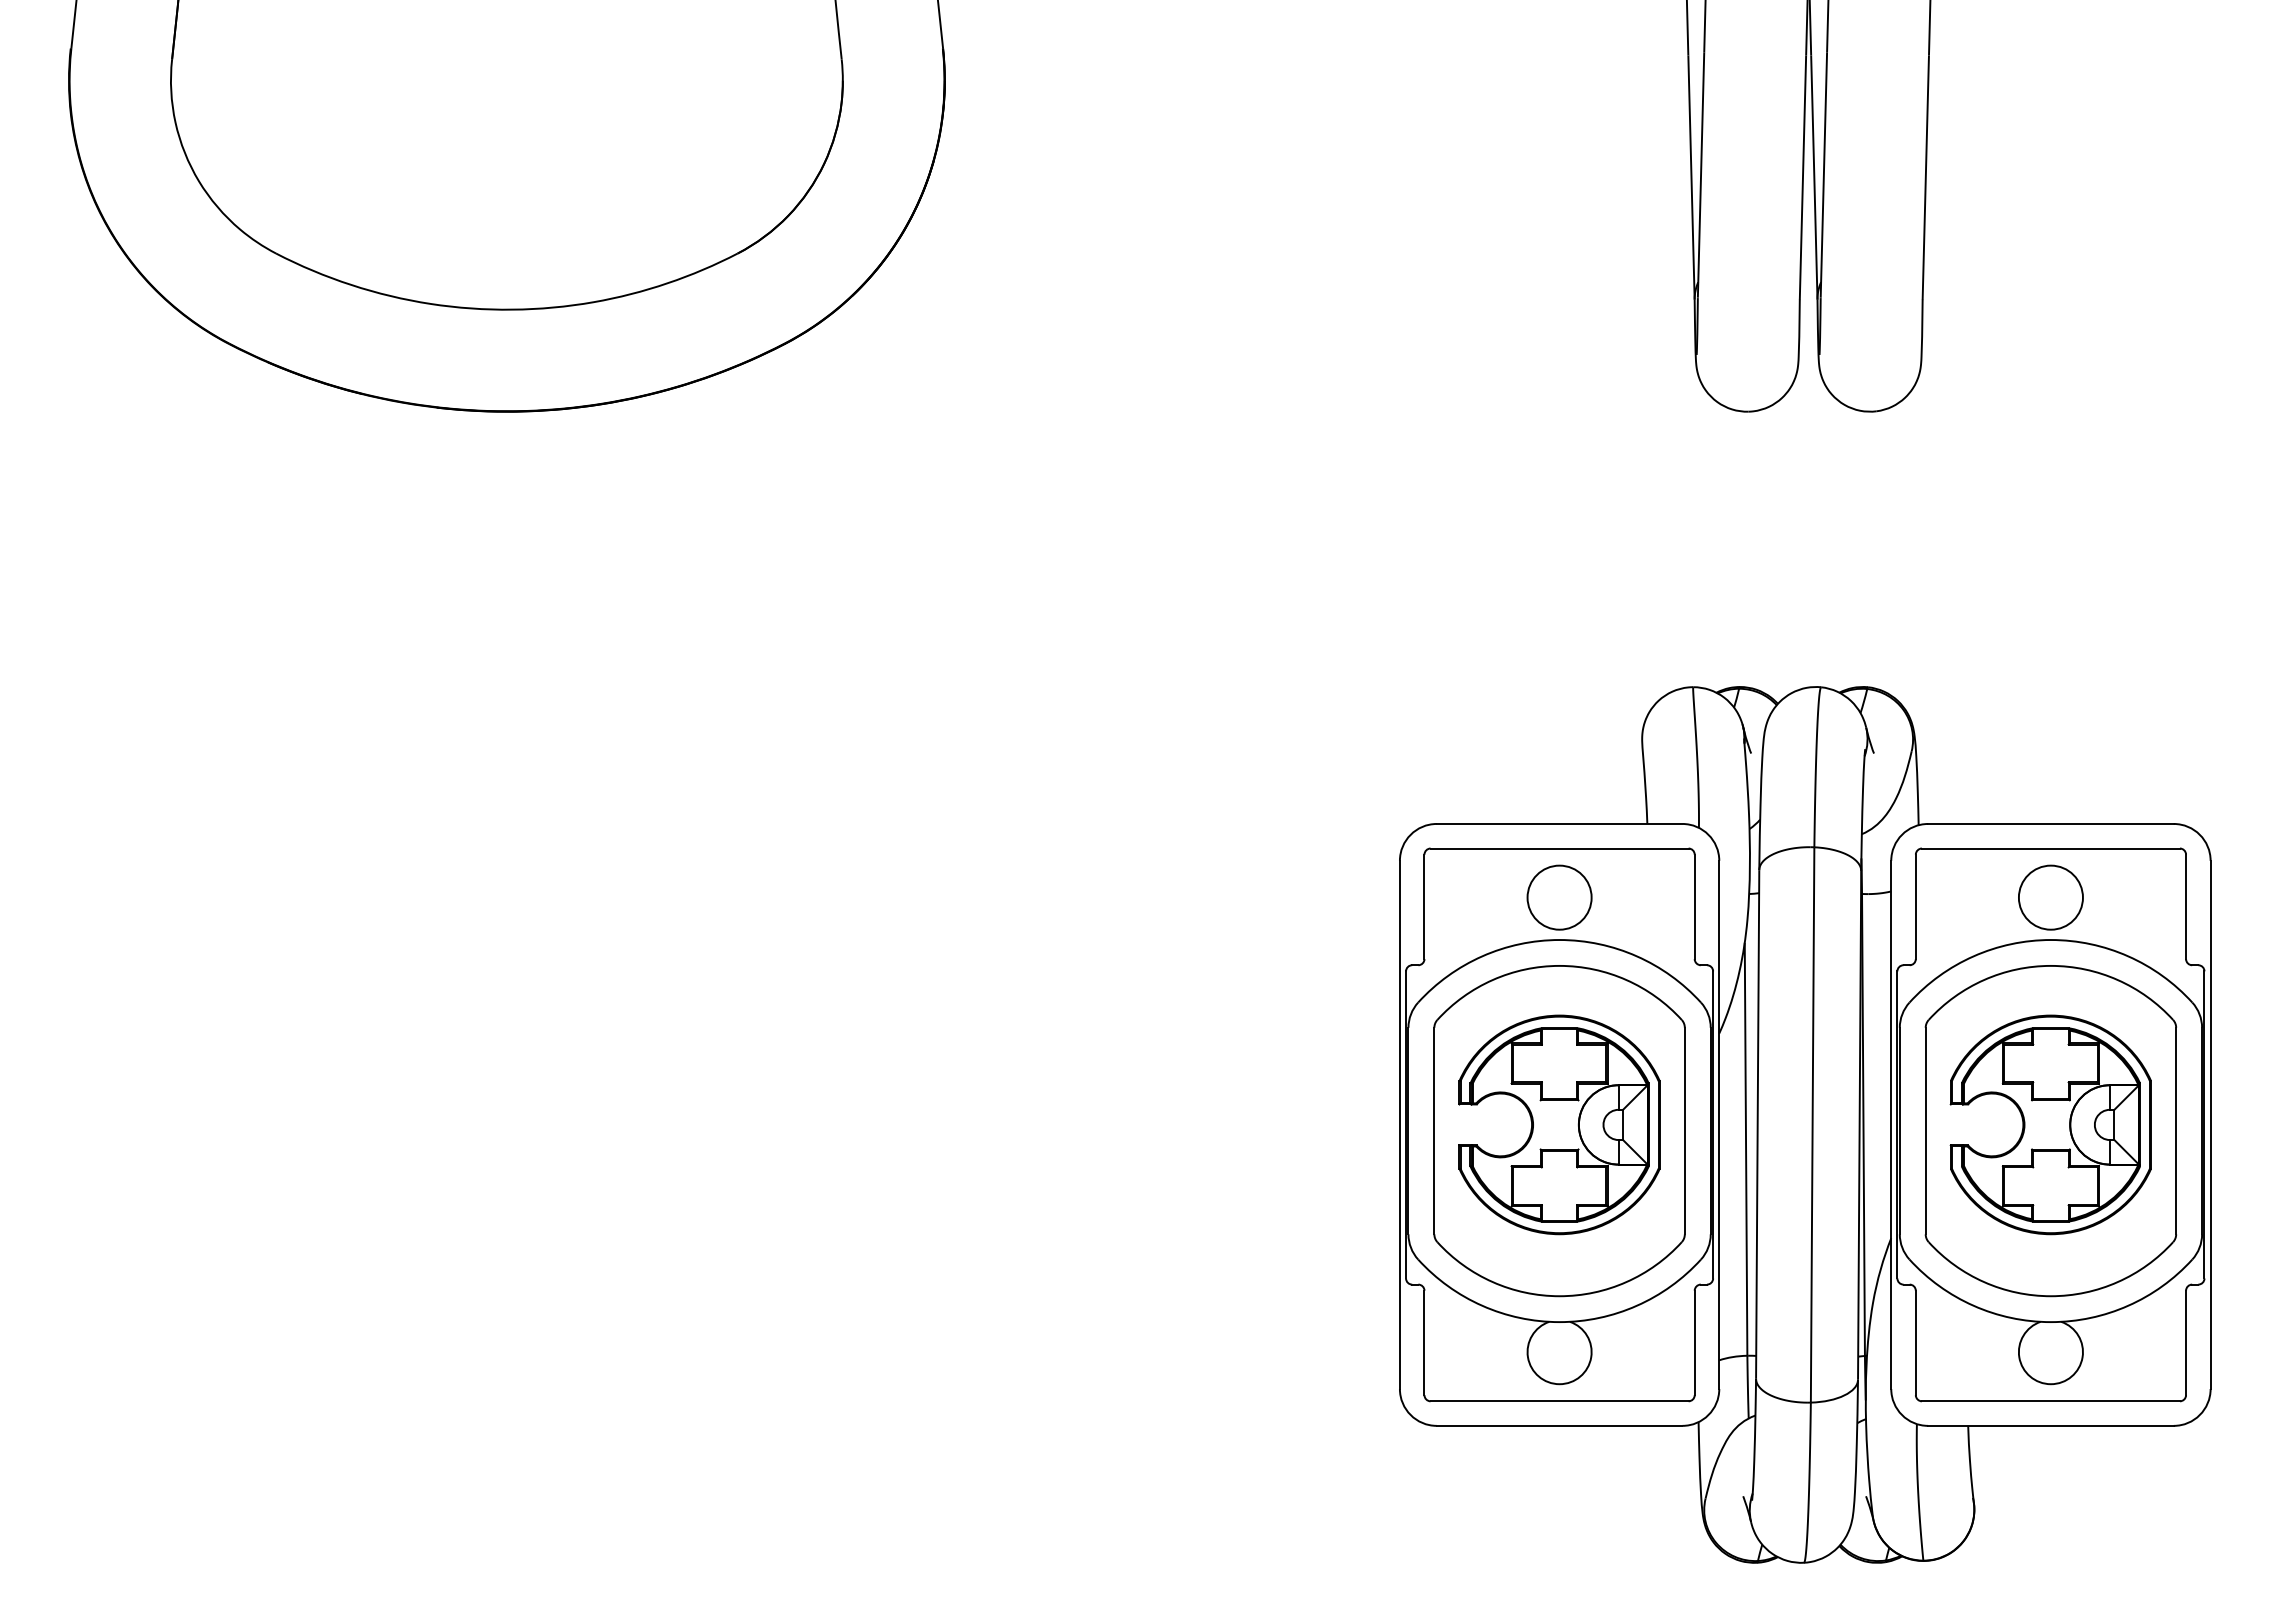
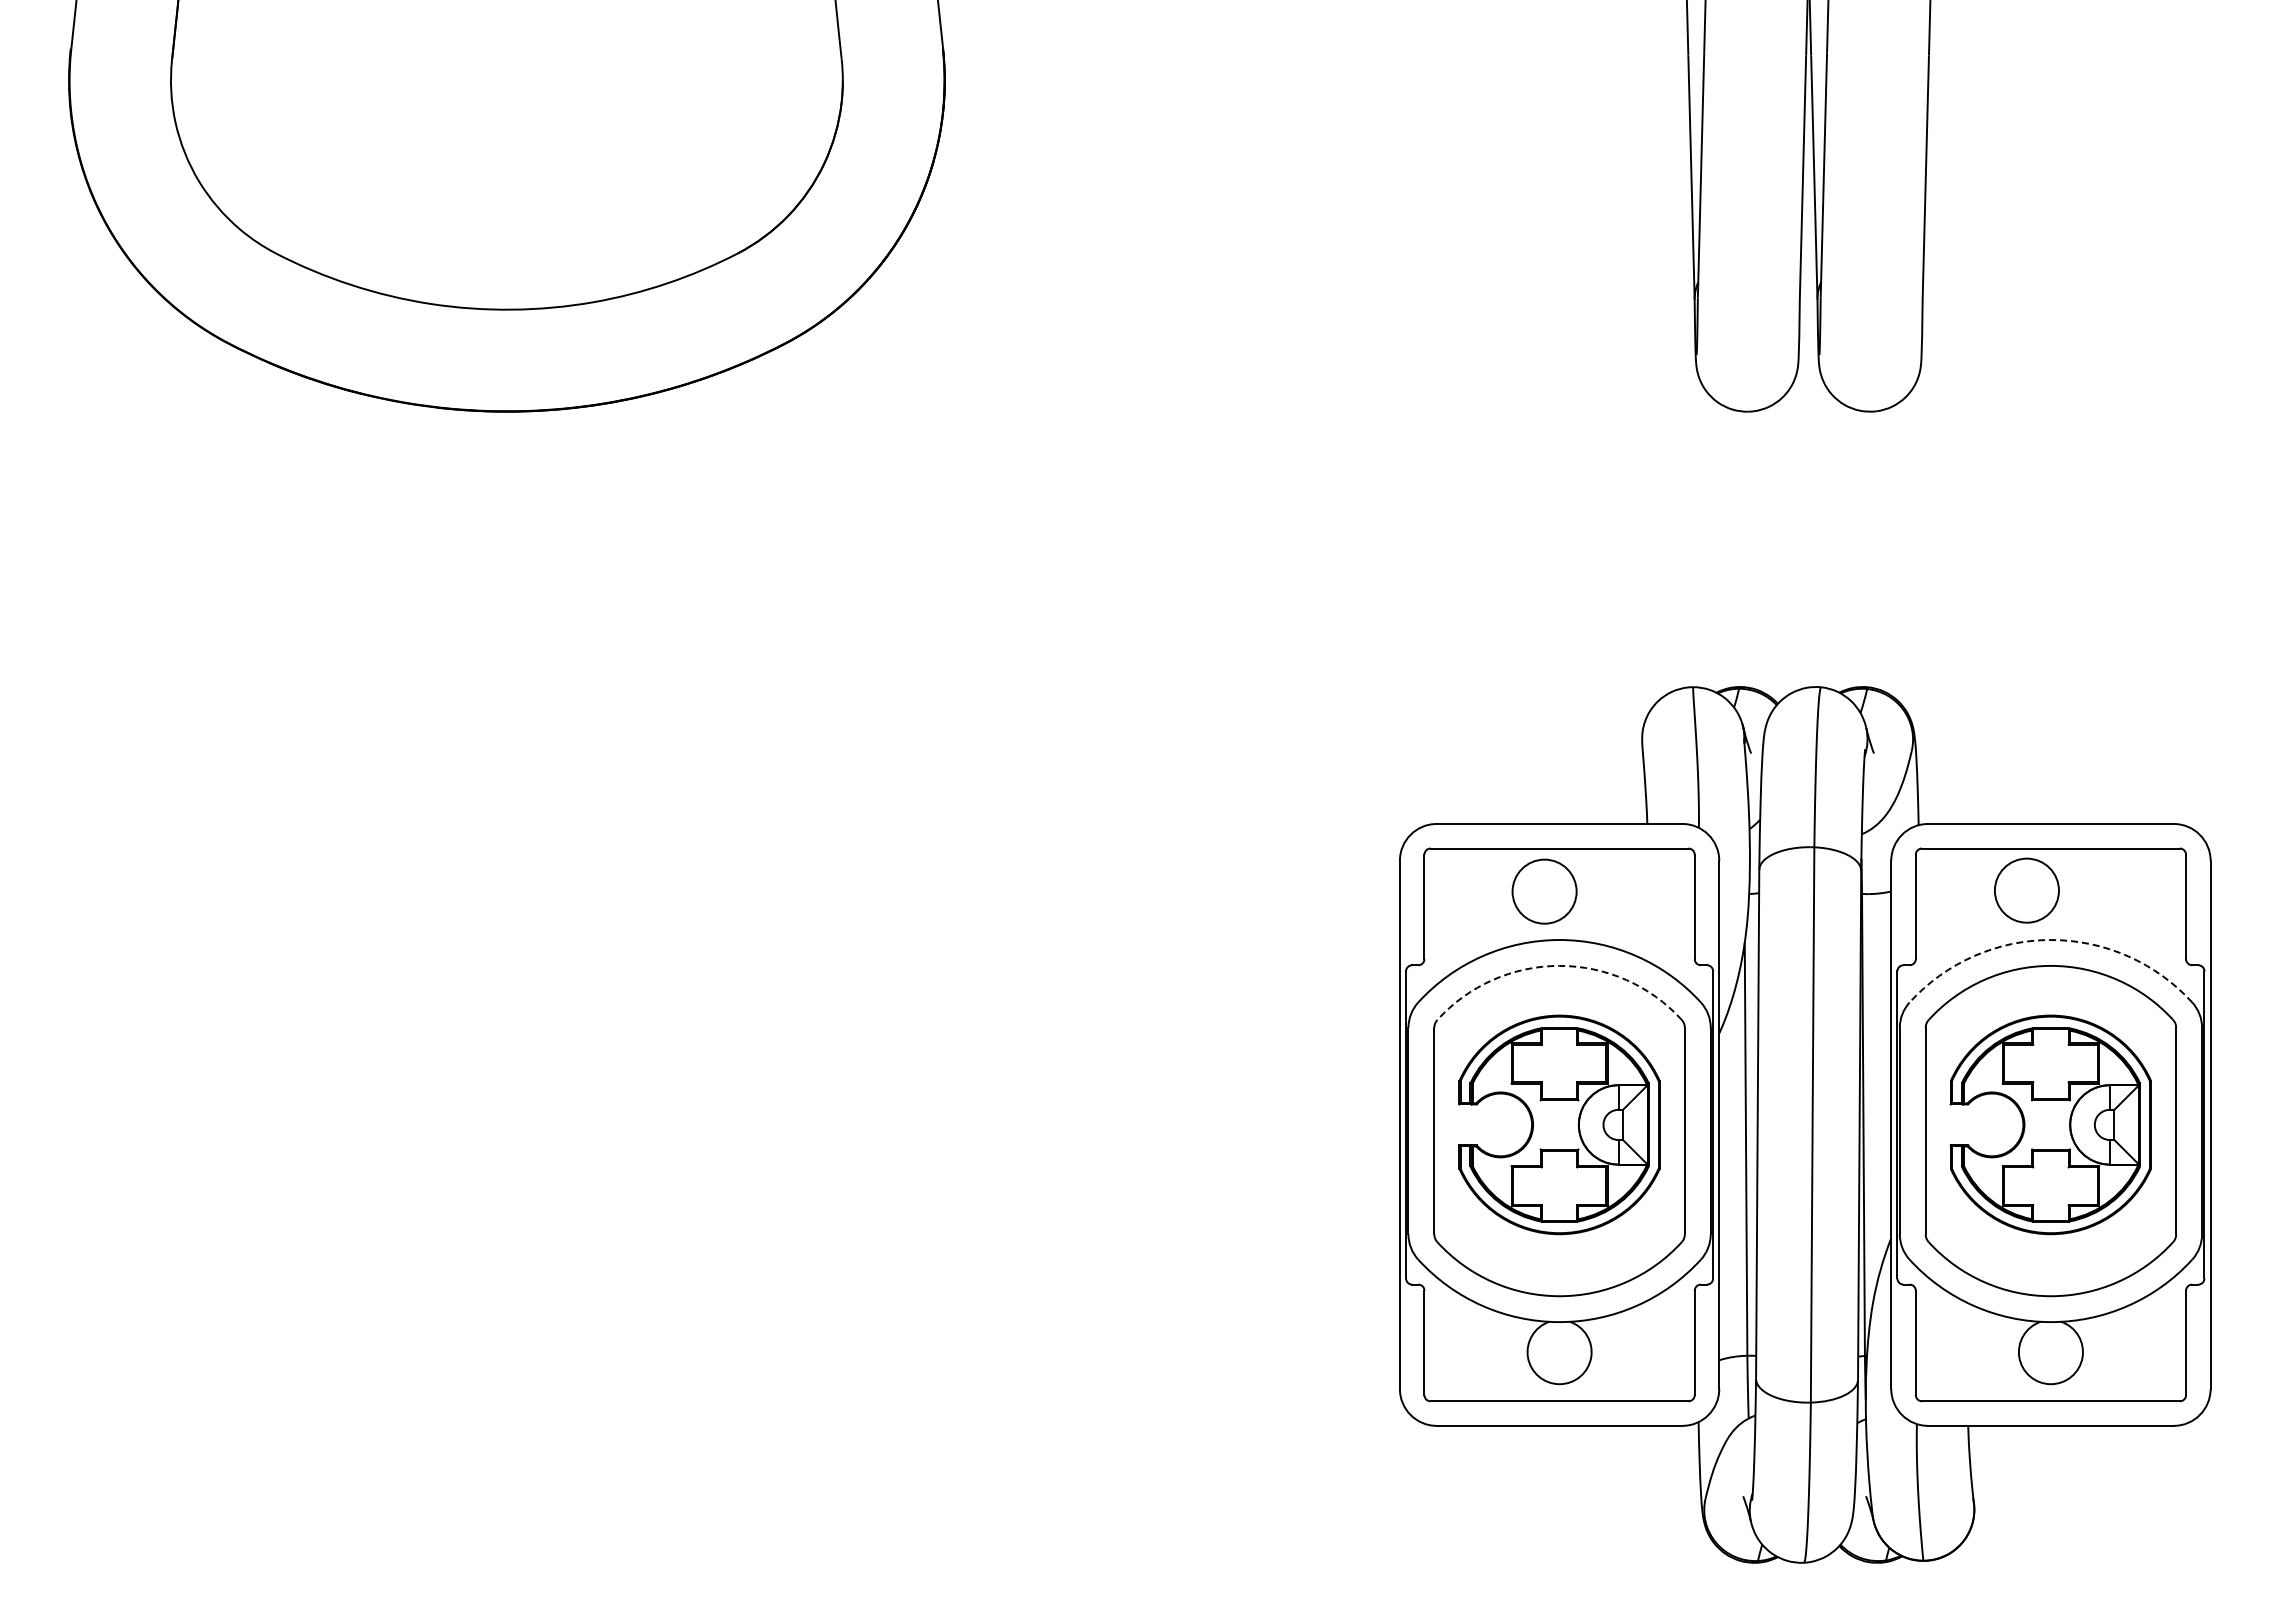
circle position: (1559, 897) -> (1544, 891) (1544, 891)
circle position: (2050, 897) -> (2026, 890) (2026, 890)
arc: solid -> dashed (2050, 940)
arc: solid -> dashed (1559, 965)
